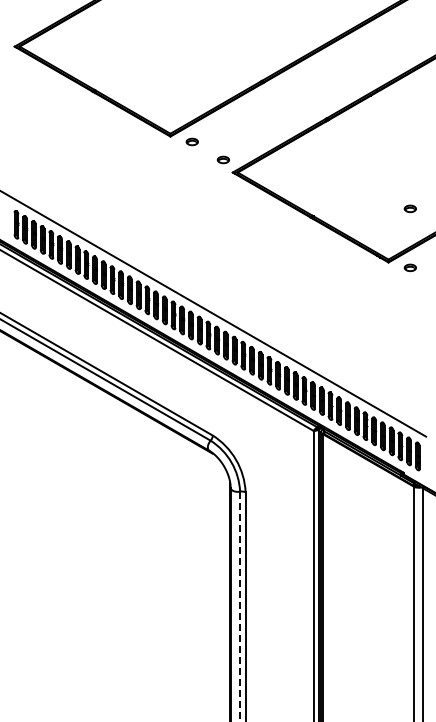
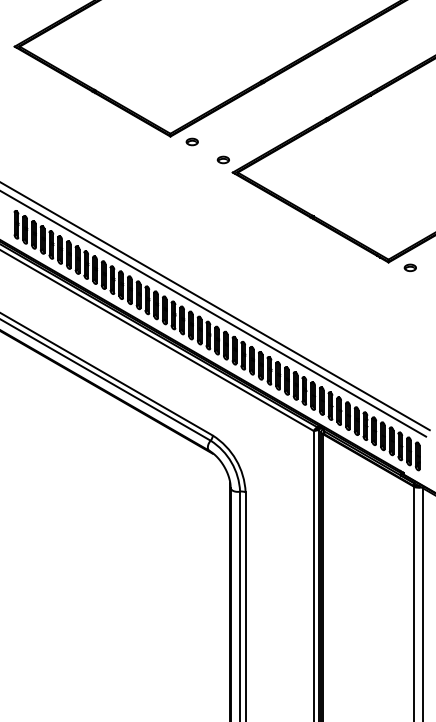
part: present -> none (409, 208)
line: none -> present (215, 306)
line: dashed -> solid (240, 606)
